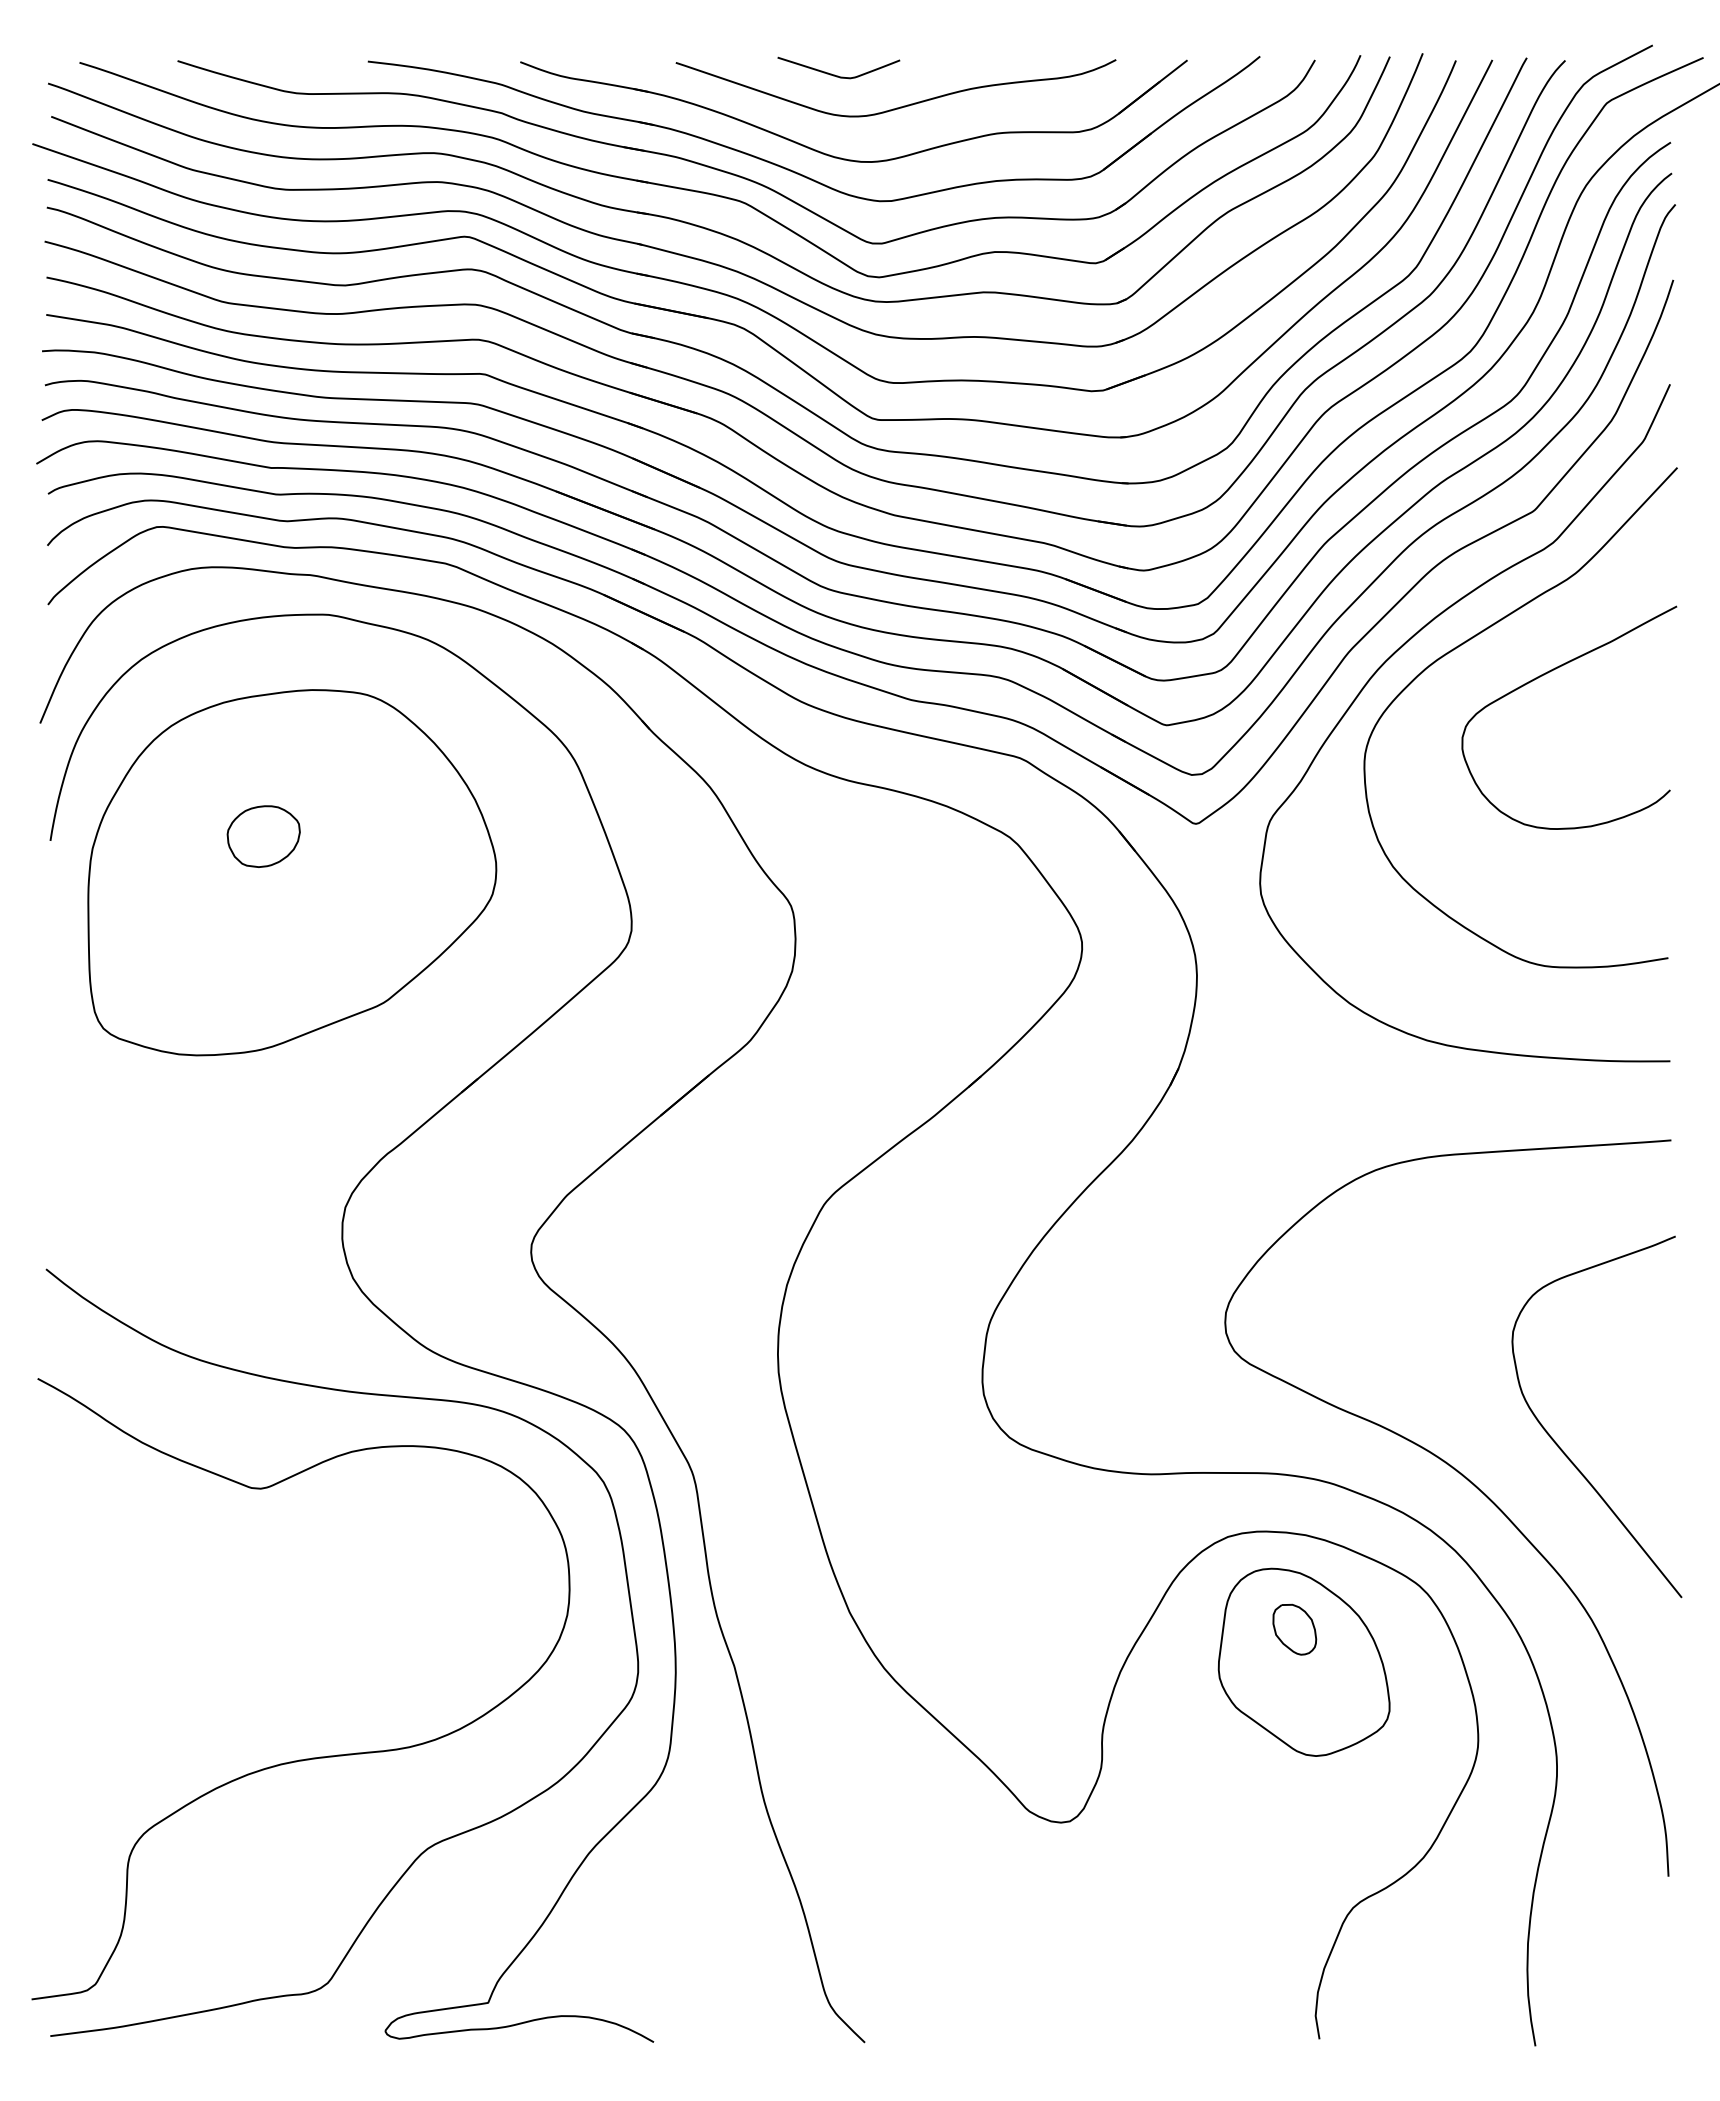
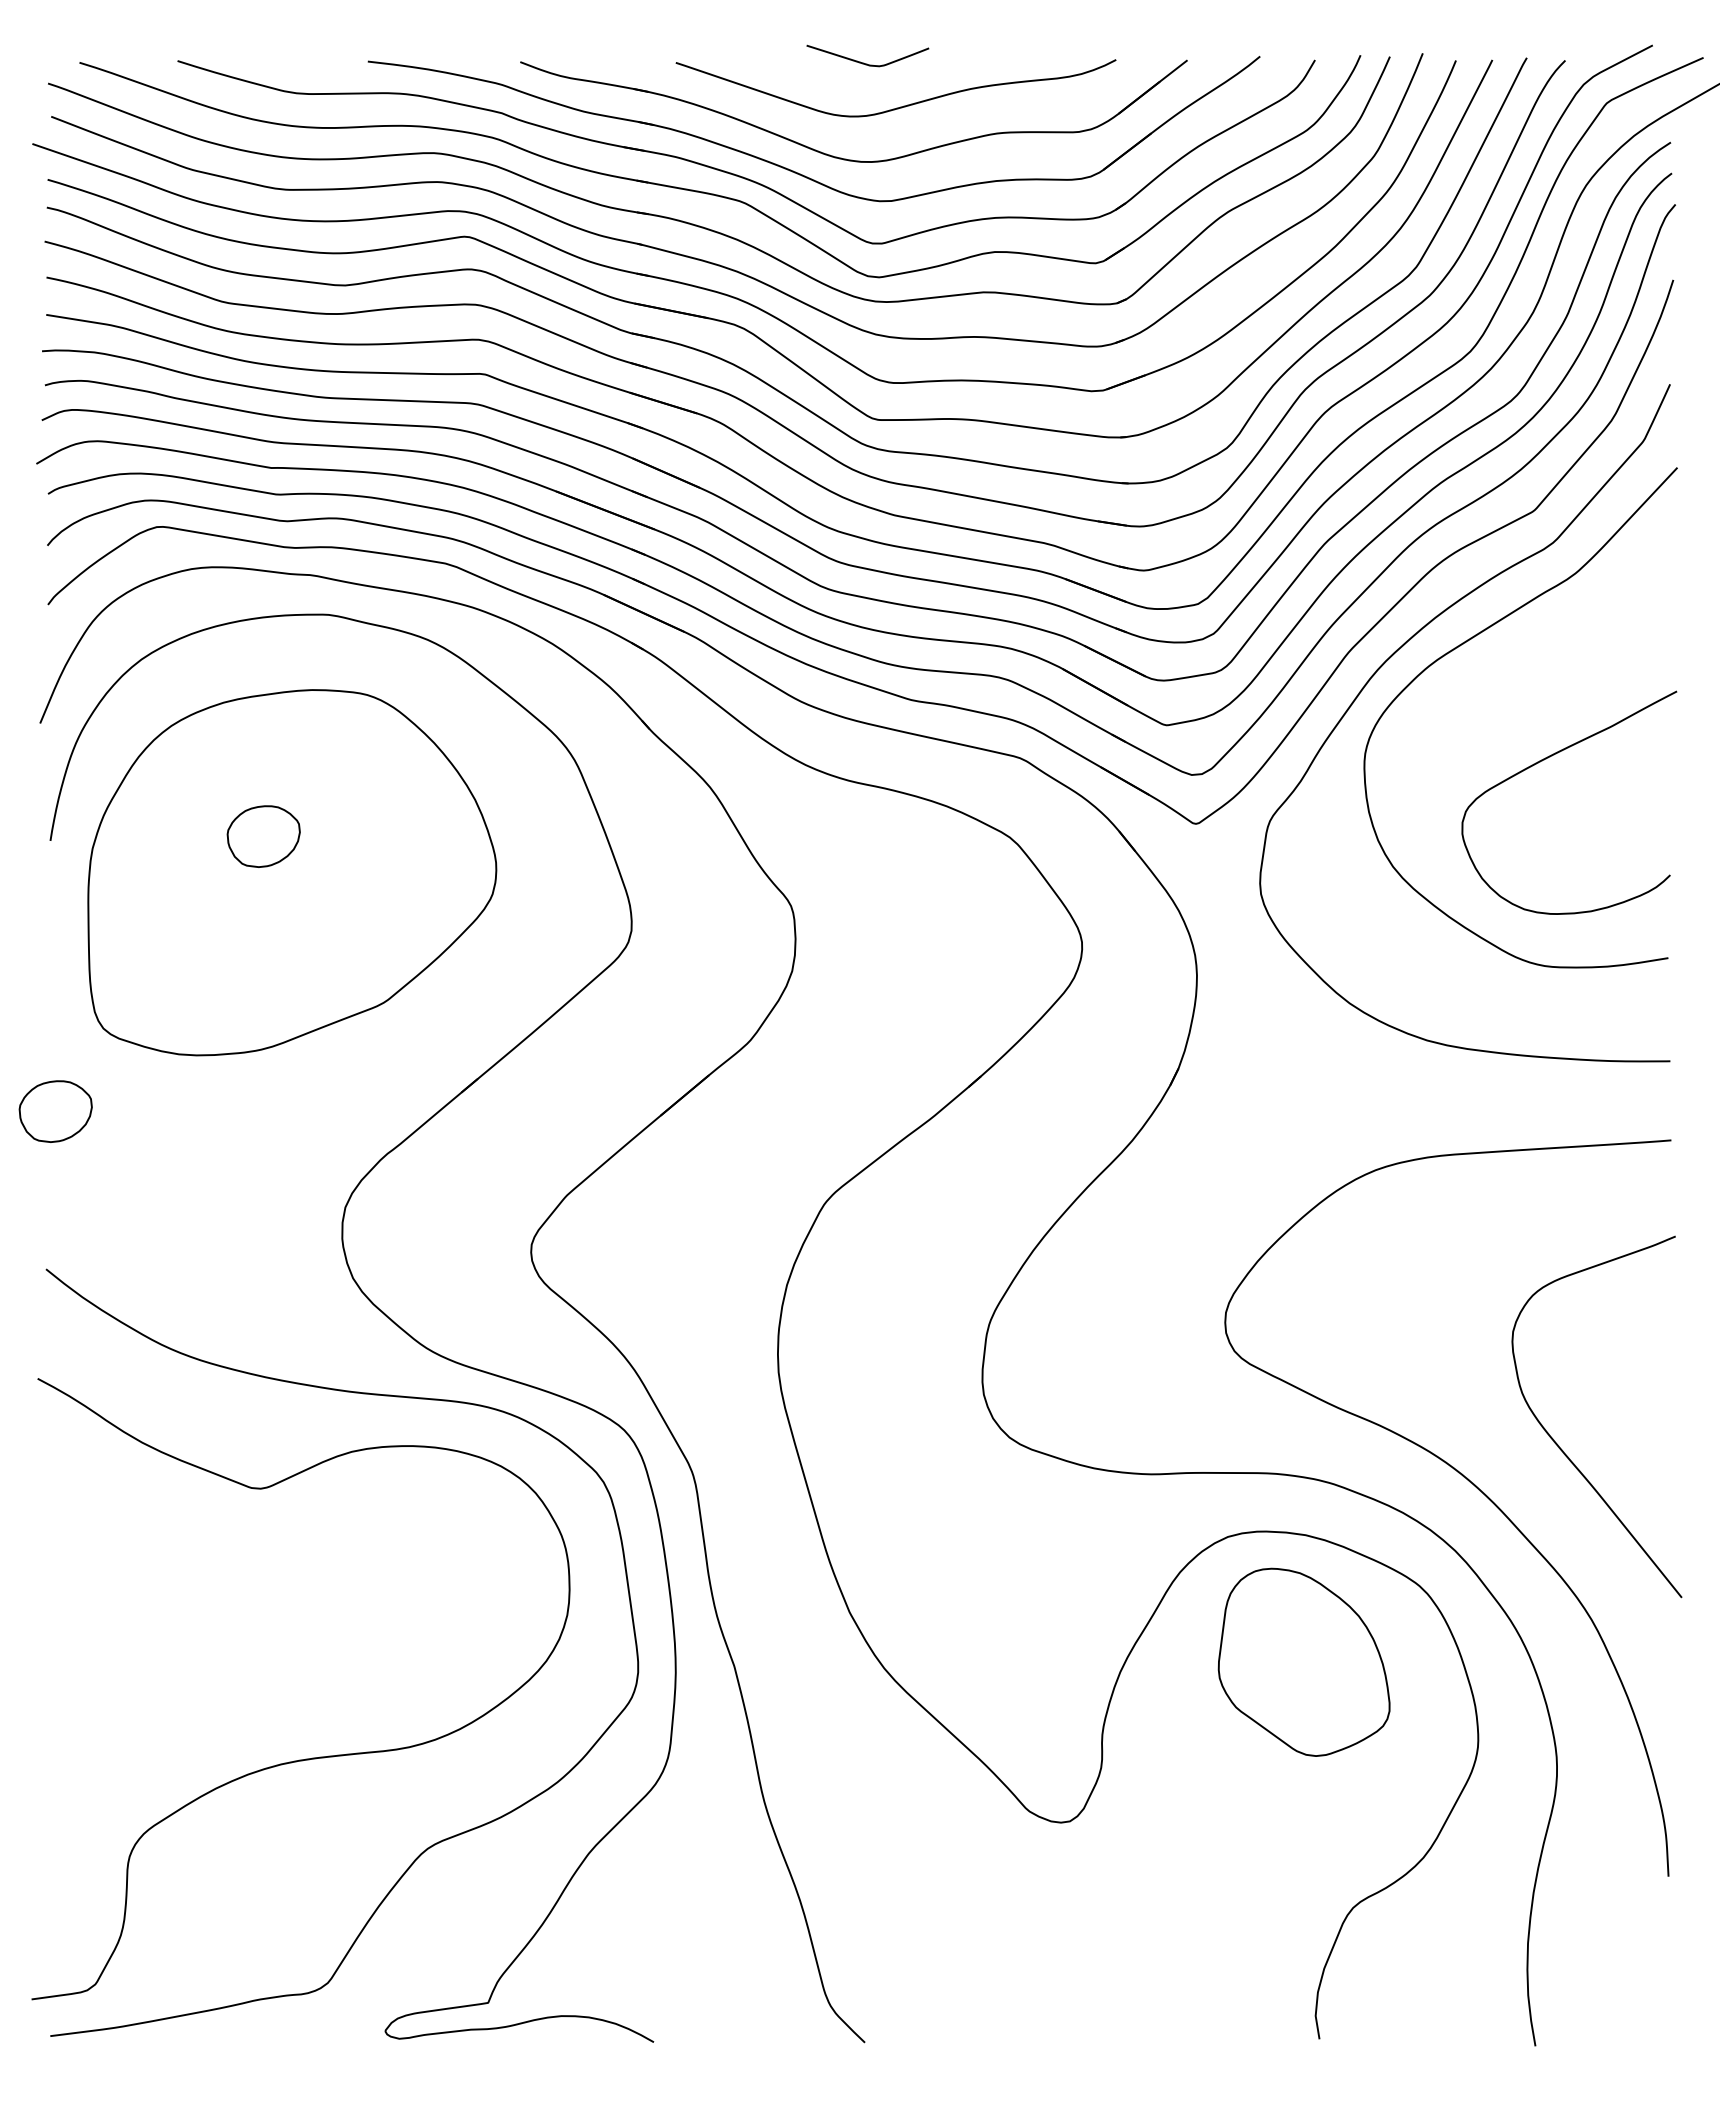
curve position: (838, 75) -> (867, 63) (867, 63)
curve position: (1548, 673) -> (1548, 758) (1548, 758)
part: none -> present (55, 1111)
part: present -> none (1294, 1629)
